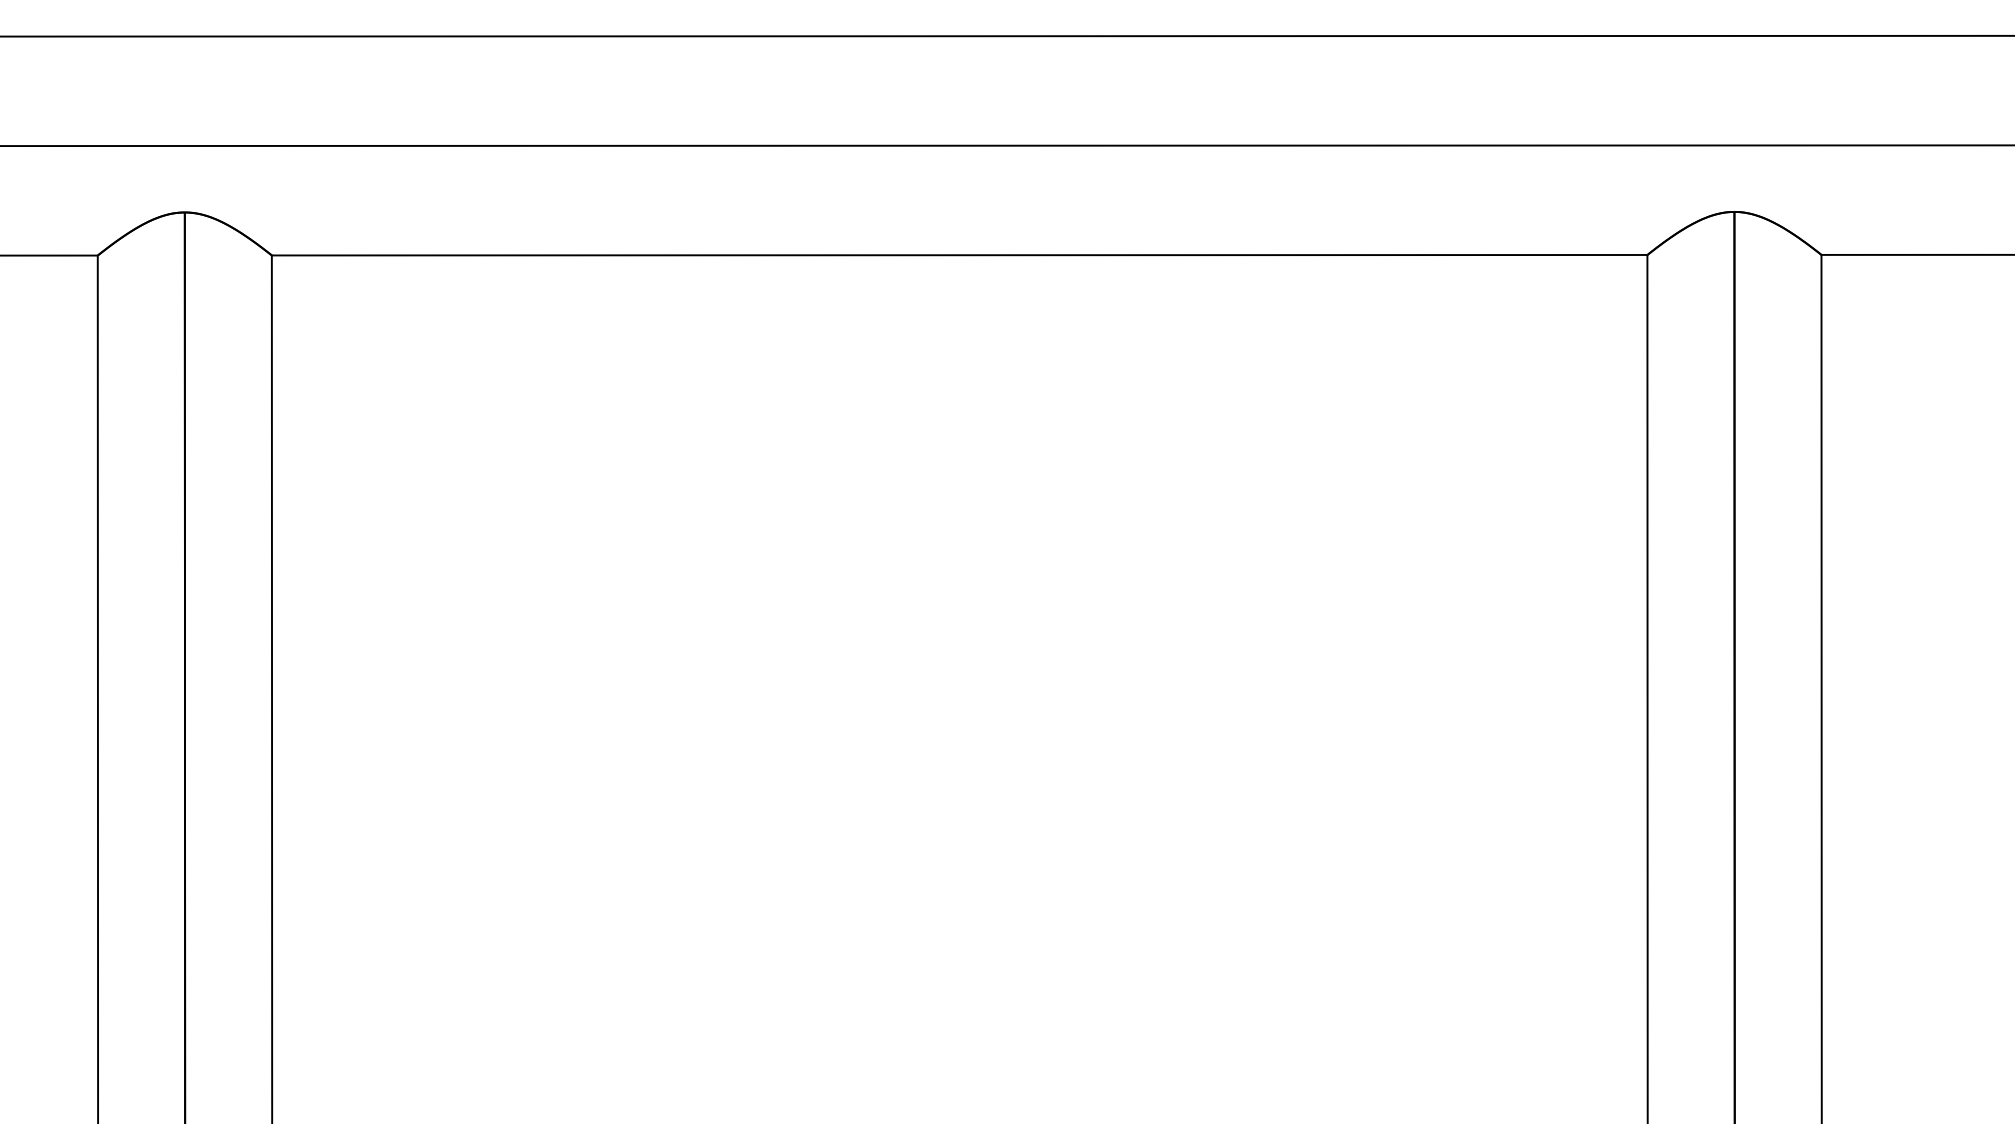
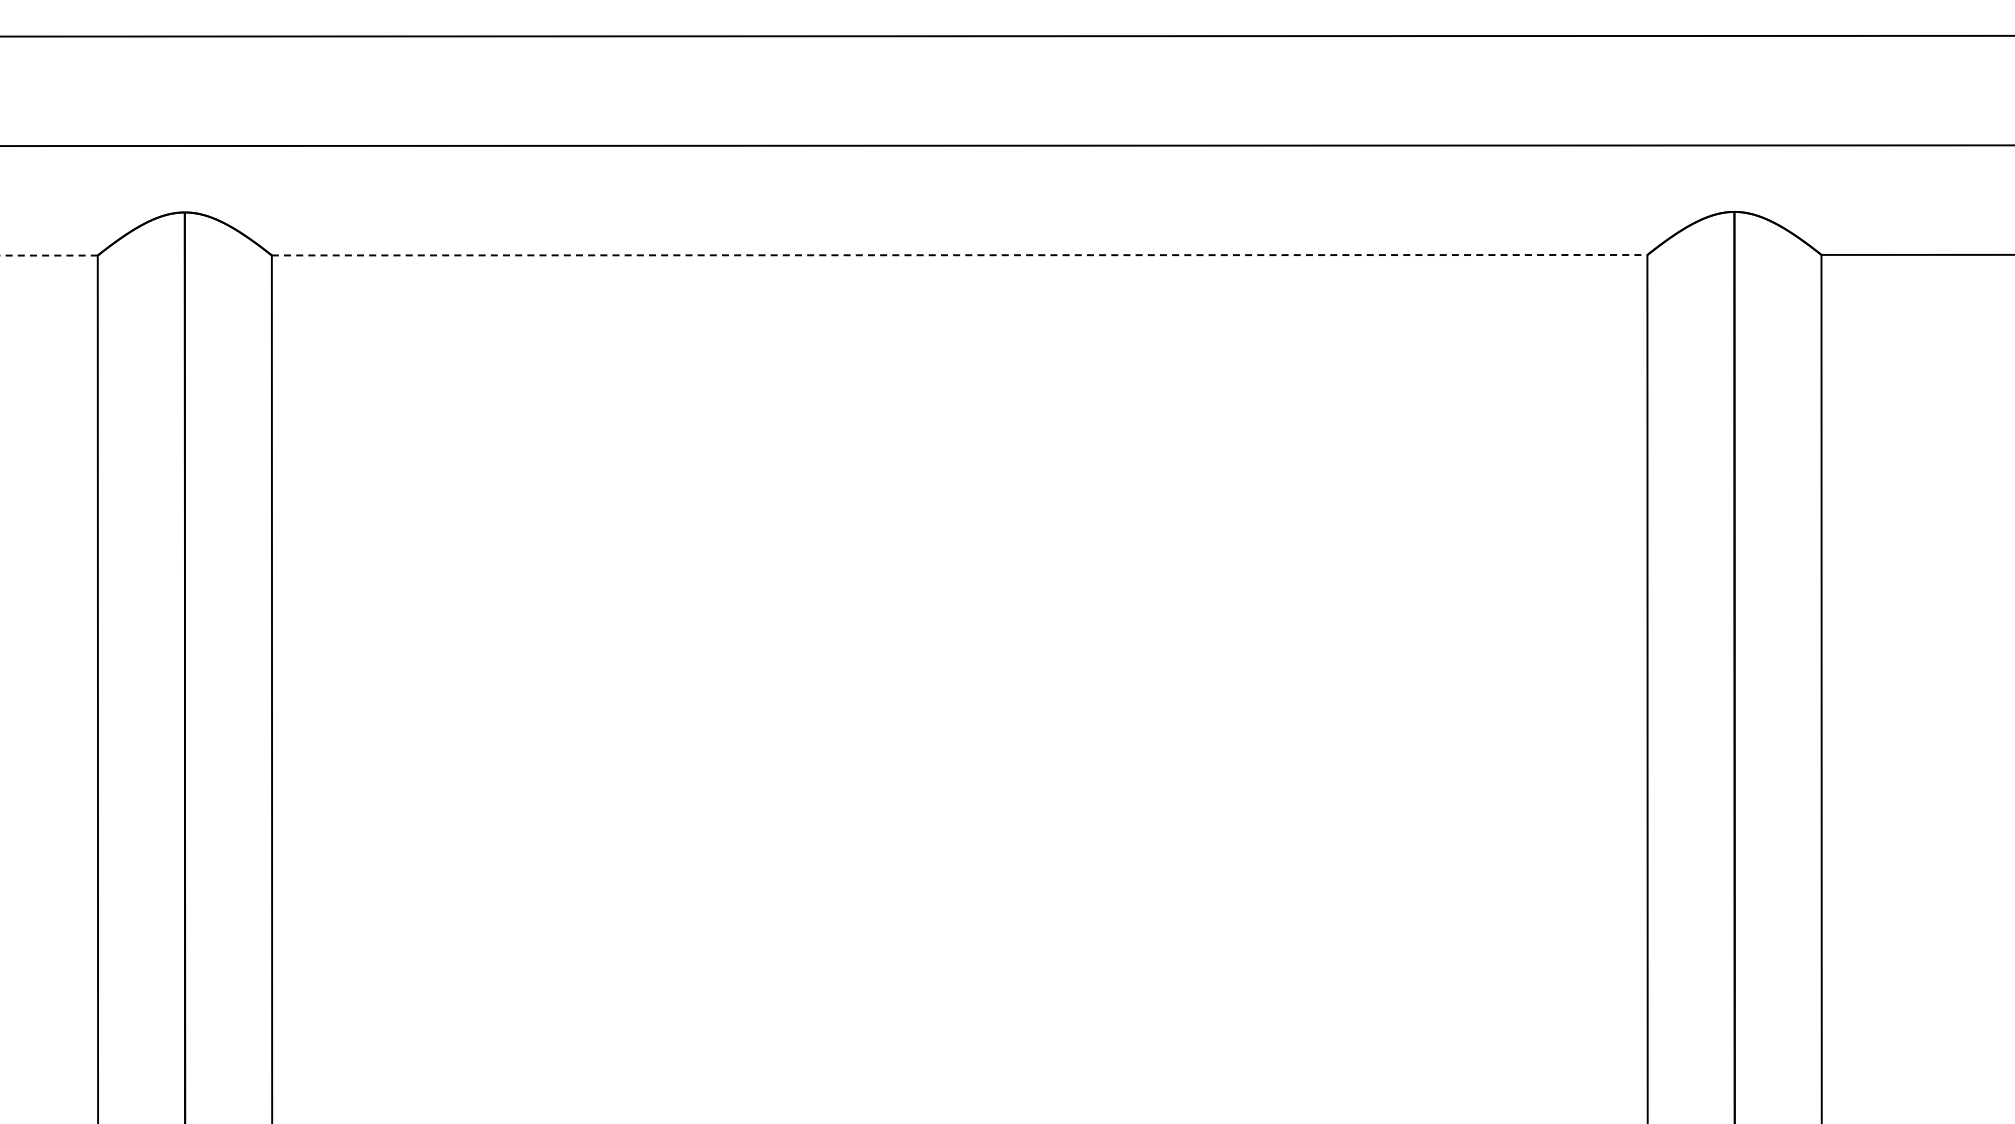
line: solid -> dashed (48, 255)
line: solid -> dashed (959, 255)
